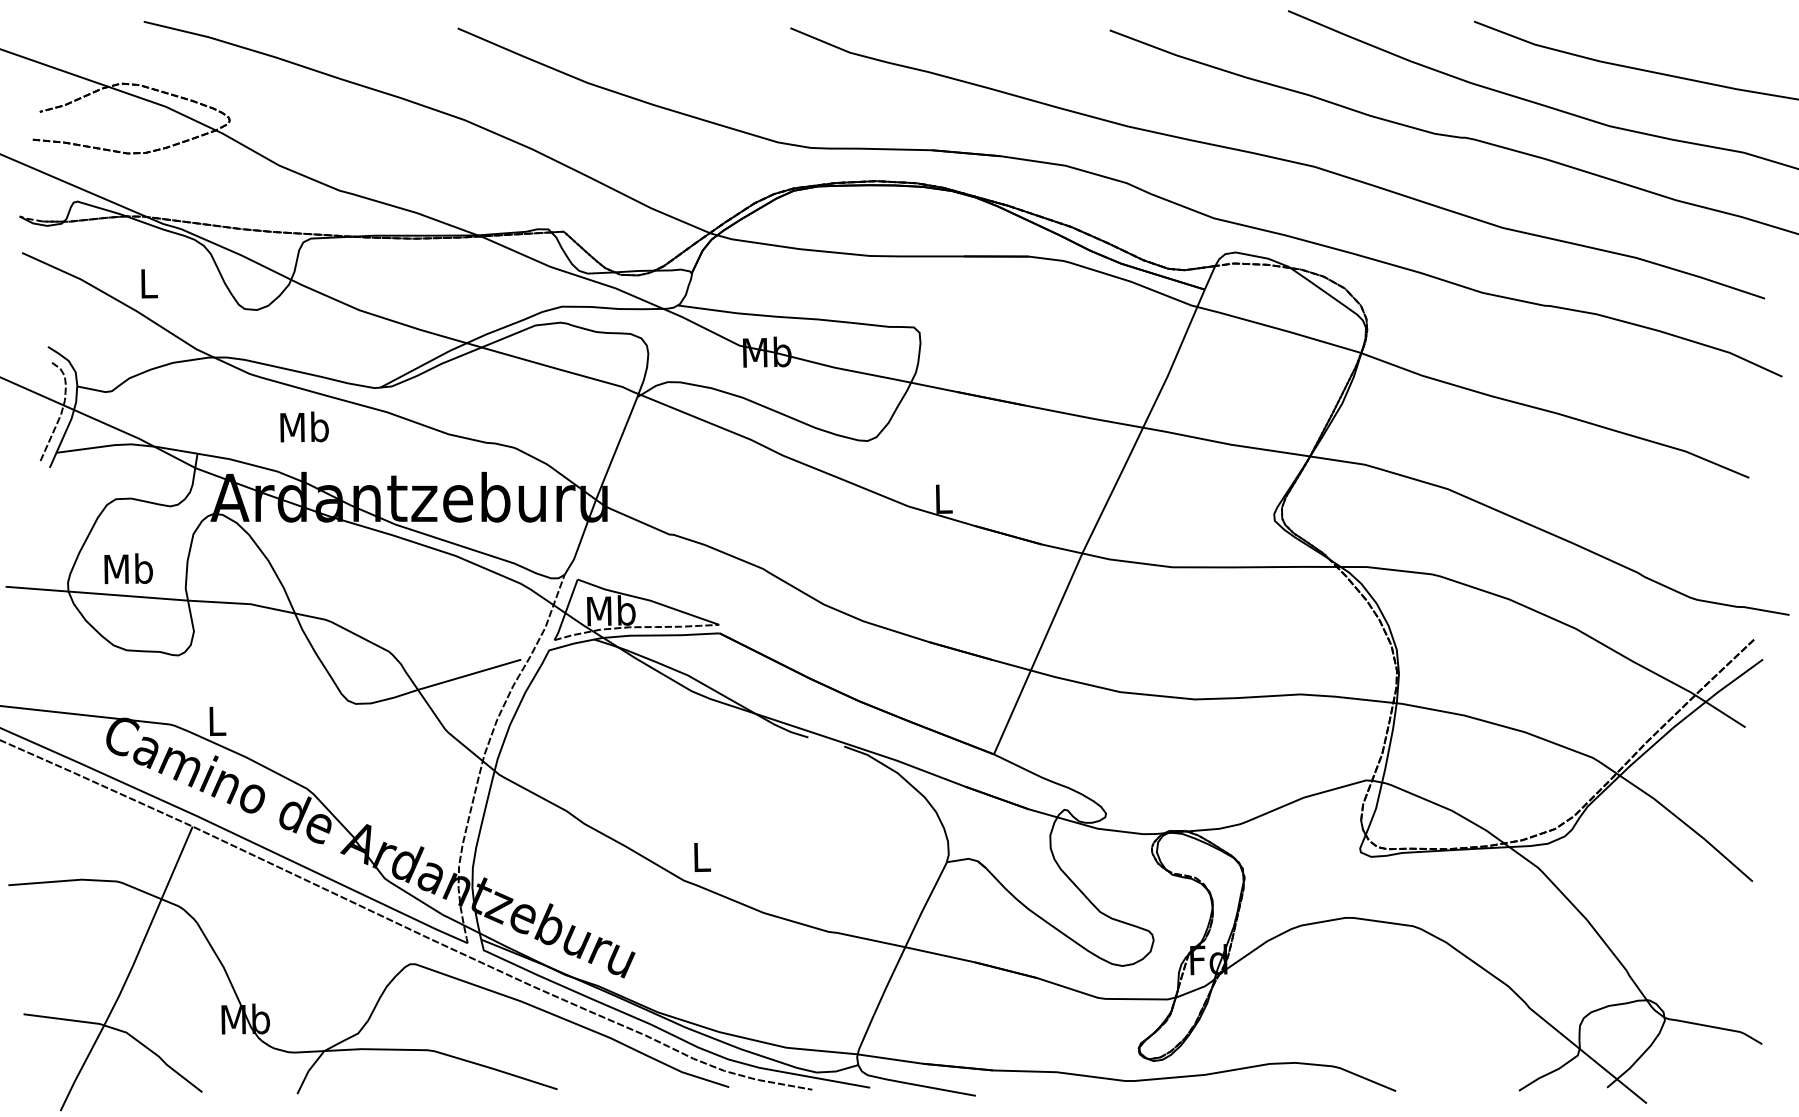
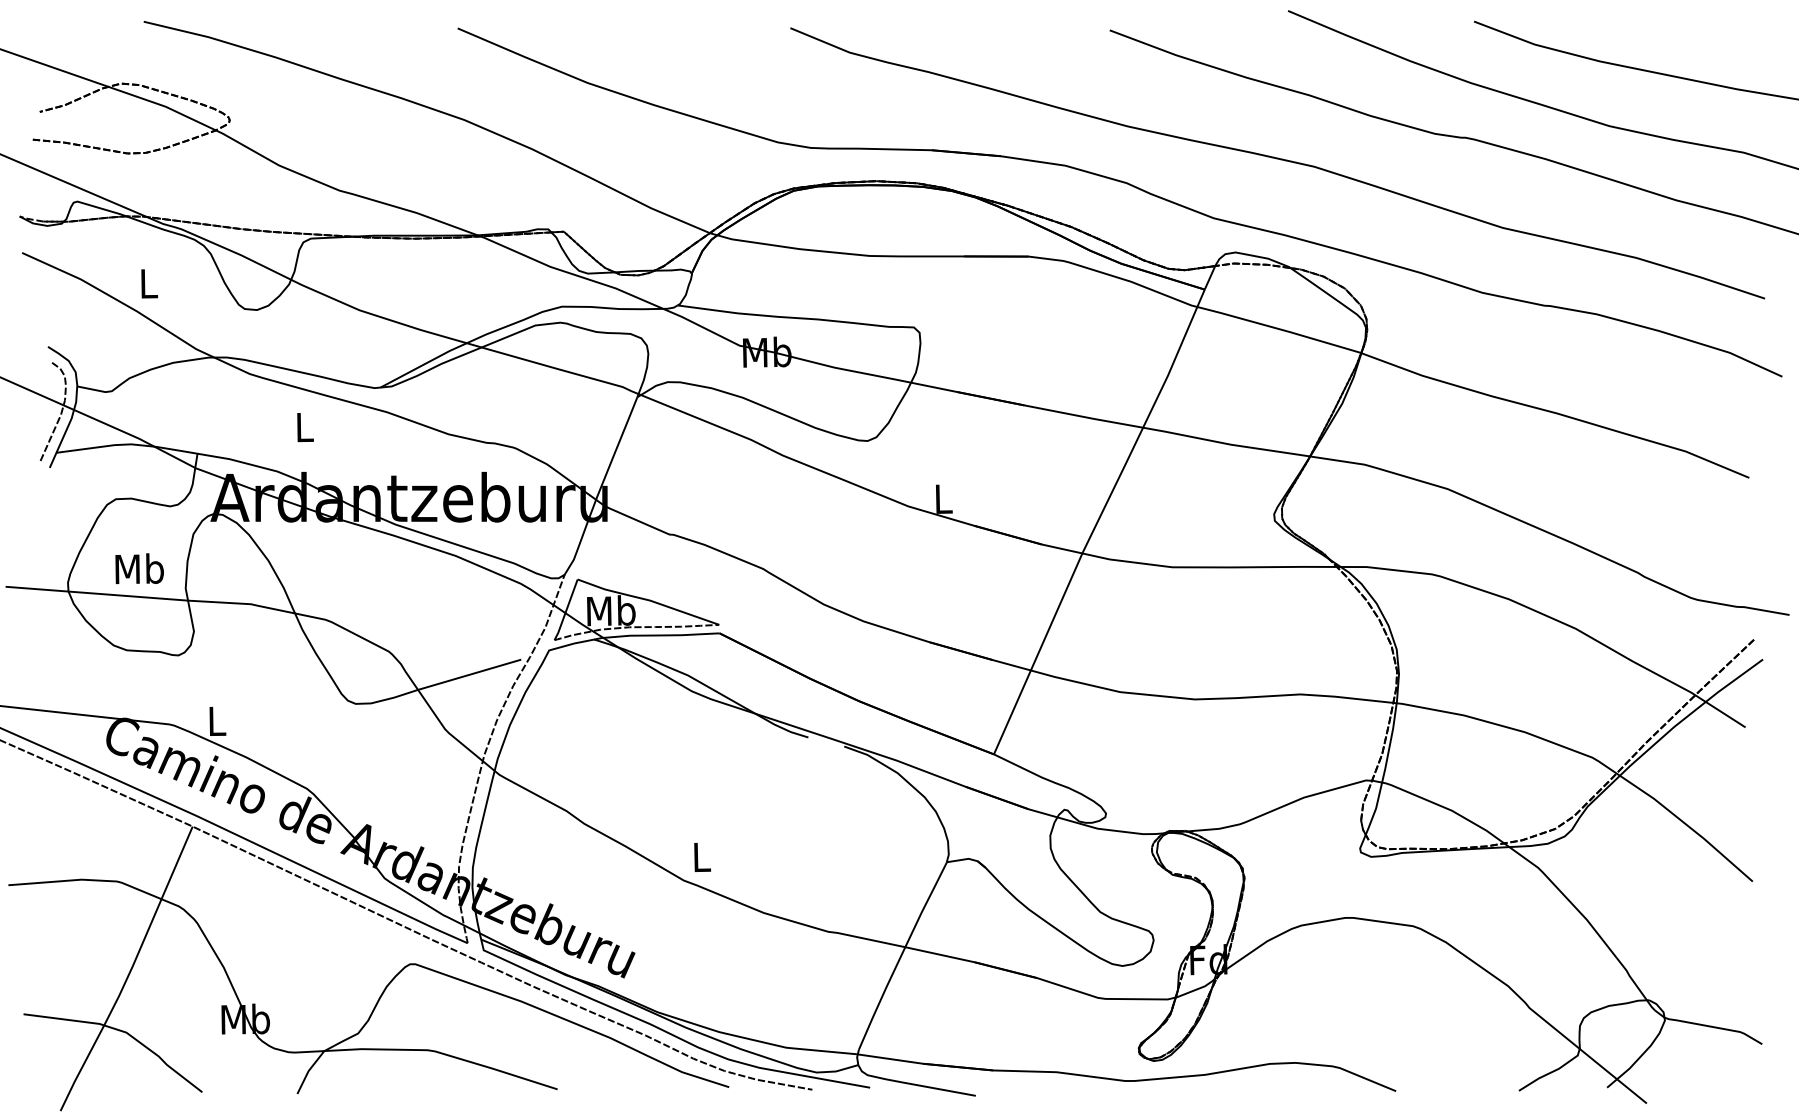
text: Mb -> L (304, 426)
text position: (128, 568) -> (139, 568) (139, 568)
